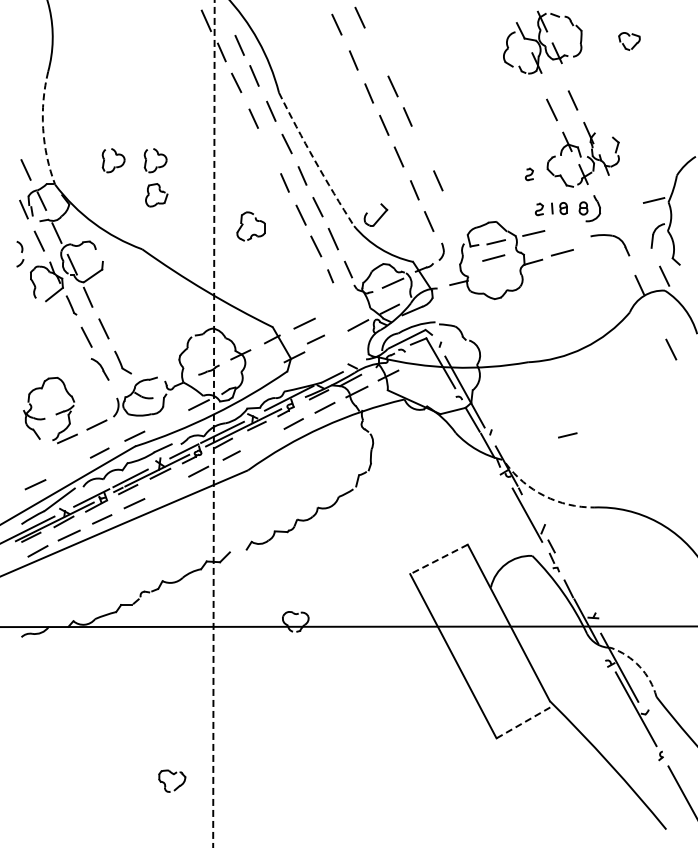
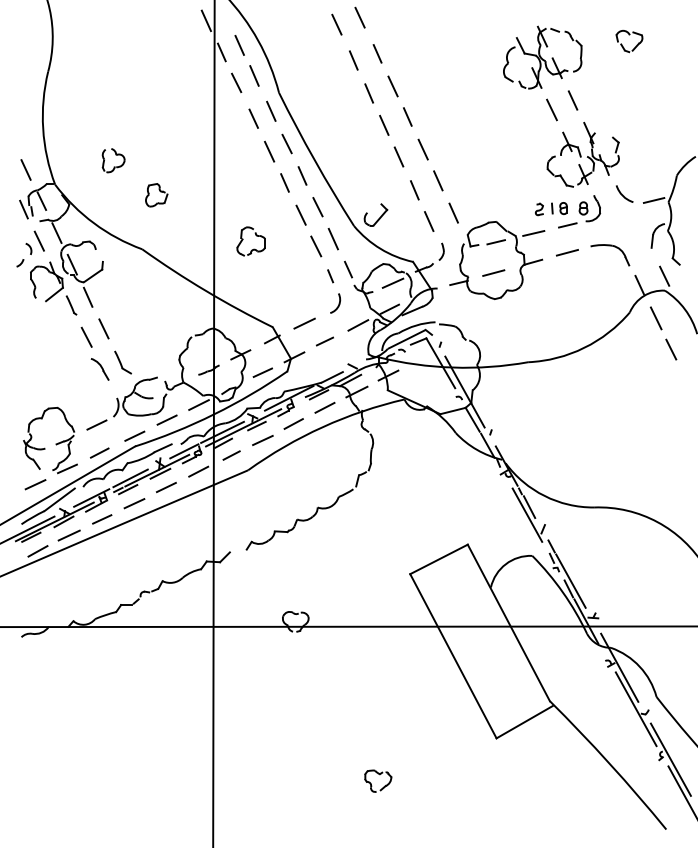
part size: 23x19 px -> 29x25 px (629, 41)
part position: (542, 42) -> (542, 57) (542, 57)
line: none -> present (377, 53)
arc: dashed -> solid (43, 128)
line: none -> present (422, 149)
line: none -> present (269, 151)
part: present -> none (155, 160)
arc: dashed -> solid (314, 160)
part: present -> none (529, 174)
arc: none -> present (623, 194)
line: none -> present (453, 212)
part position: (243, 224) -> (243, 239) (243, 239)
part position: (614, 237) -> (614, 247) (614, 247)
arc position: (20, 245) -> (29, 247) (29, 247)
line position: (562, 252) -> (567, 252) (567, 252)
line position: (493, 257) -> (493, 272) (493, 272)
arc: none -> present (338, 303)
line: none -> present (655, 318)
line position: (315, 339) -> (324, 341) (324, 341)
line: none -> present (262, 372)
part position: (50, 410) -> (50, 440) (50, 440)
line: none -> present (166, 419)
line: dashed -> solid (213, 424)
line position: (567, 435) -> (567, 225) (567, 225)
line: none -> present (262, 440)
line: none -> present (165, 487)
arc: dashed -> solid (544, 495)
line: none -> present (529, 507)
line: dashed -> solid (438, 559)
line: none -> present (570, 580)
arc: dashed -> solid (639, 666)
line: dashed -> solid (525, 721)
line: none -> present (670, 759)
part position: (172, 780) -> (378, 780) (378, 780)
